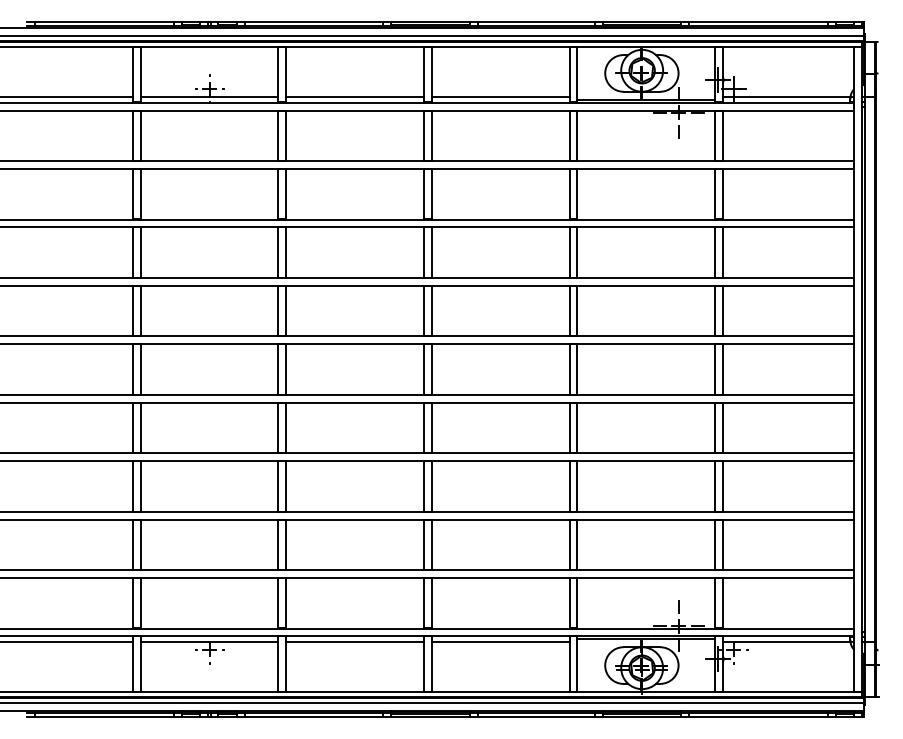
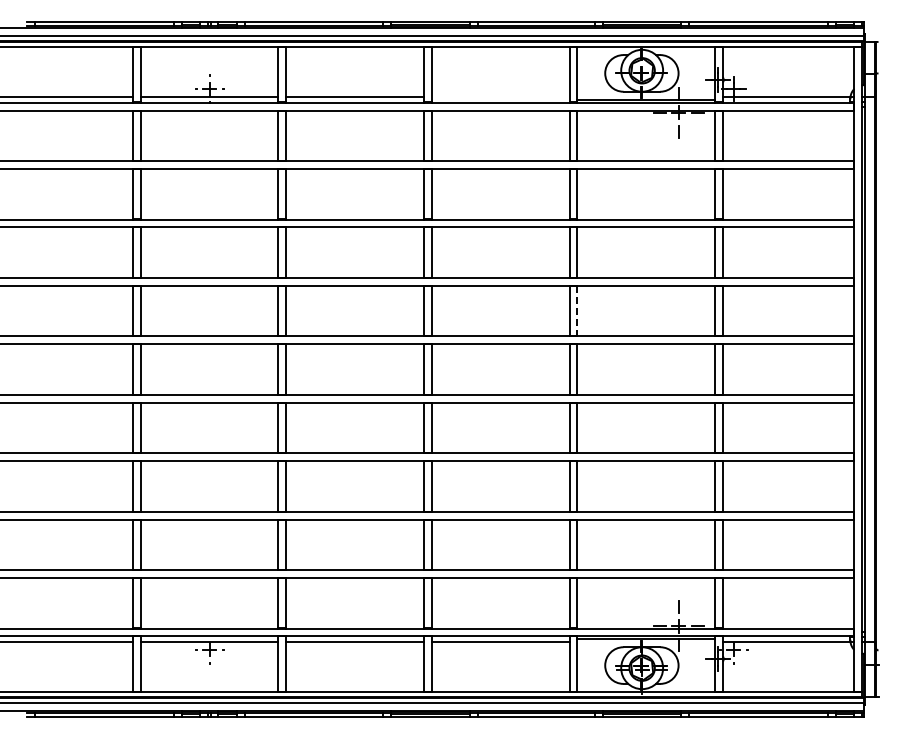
line: present -> none (500, 97)
line: solid -> dashed (577, 311)
